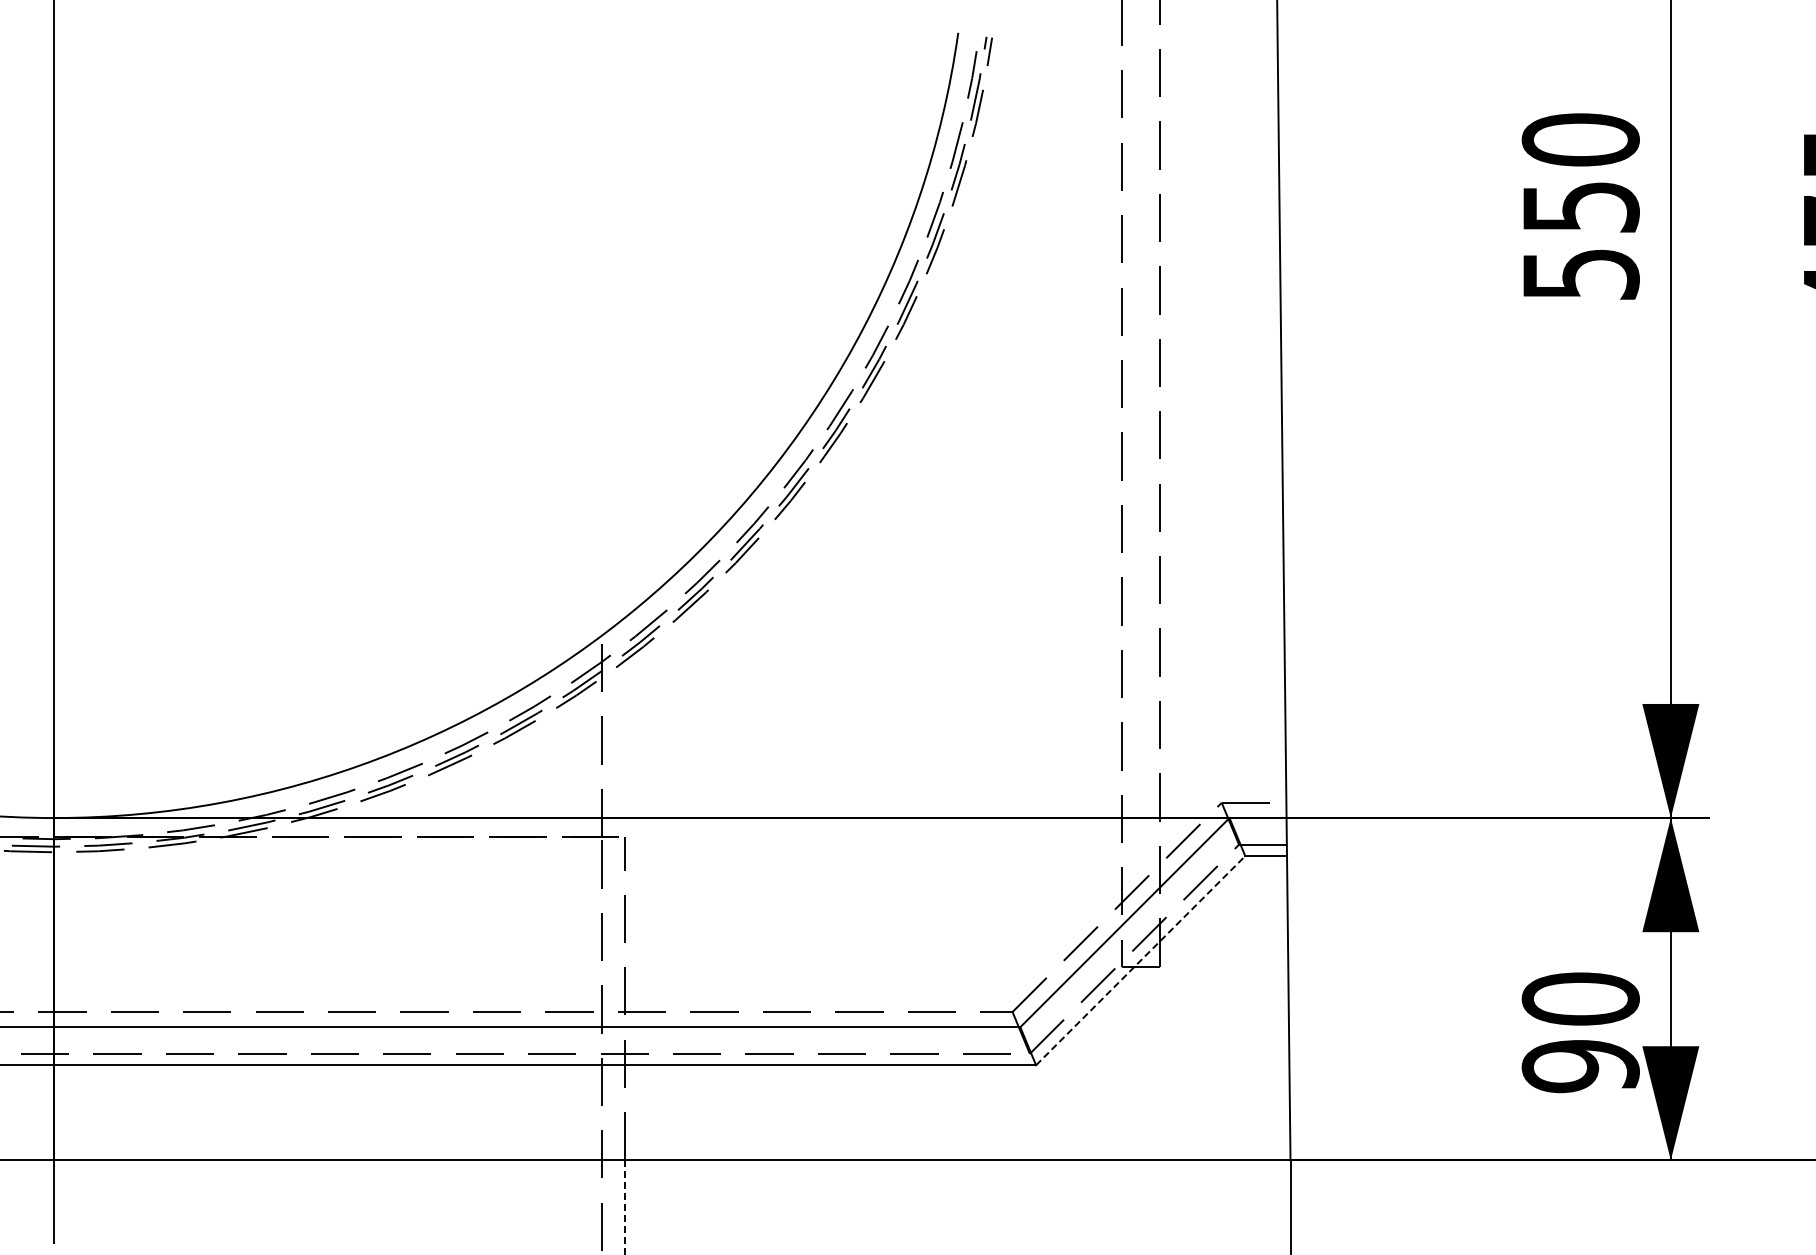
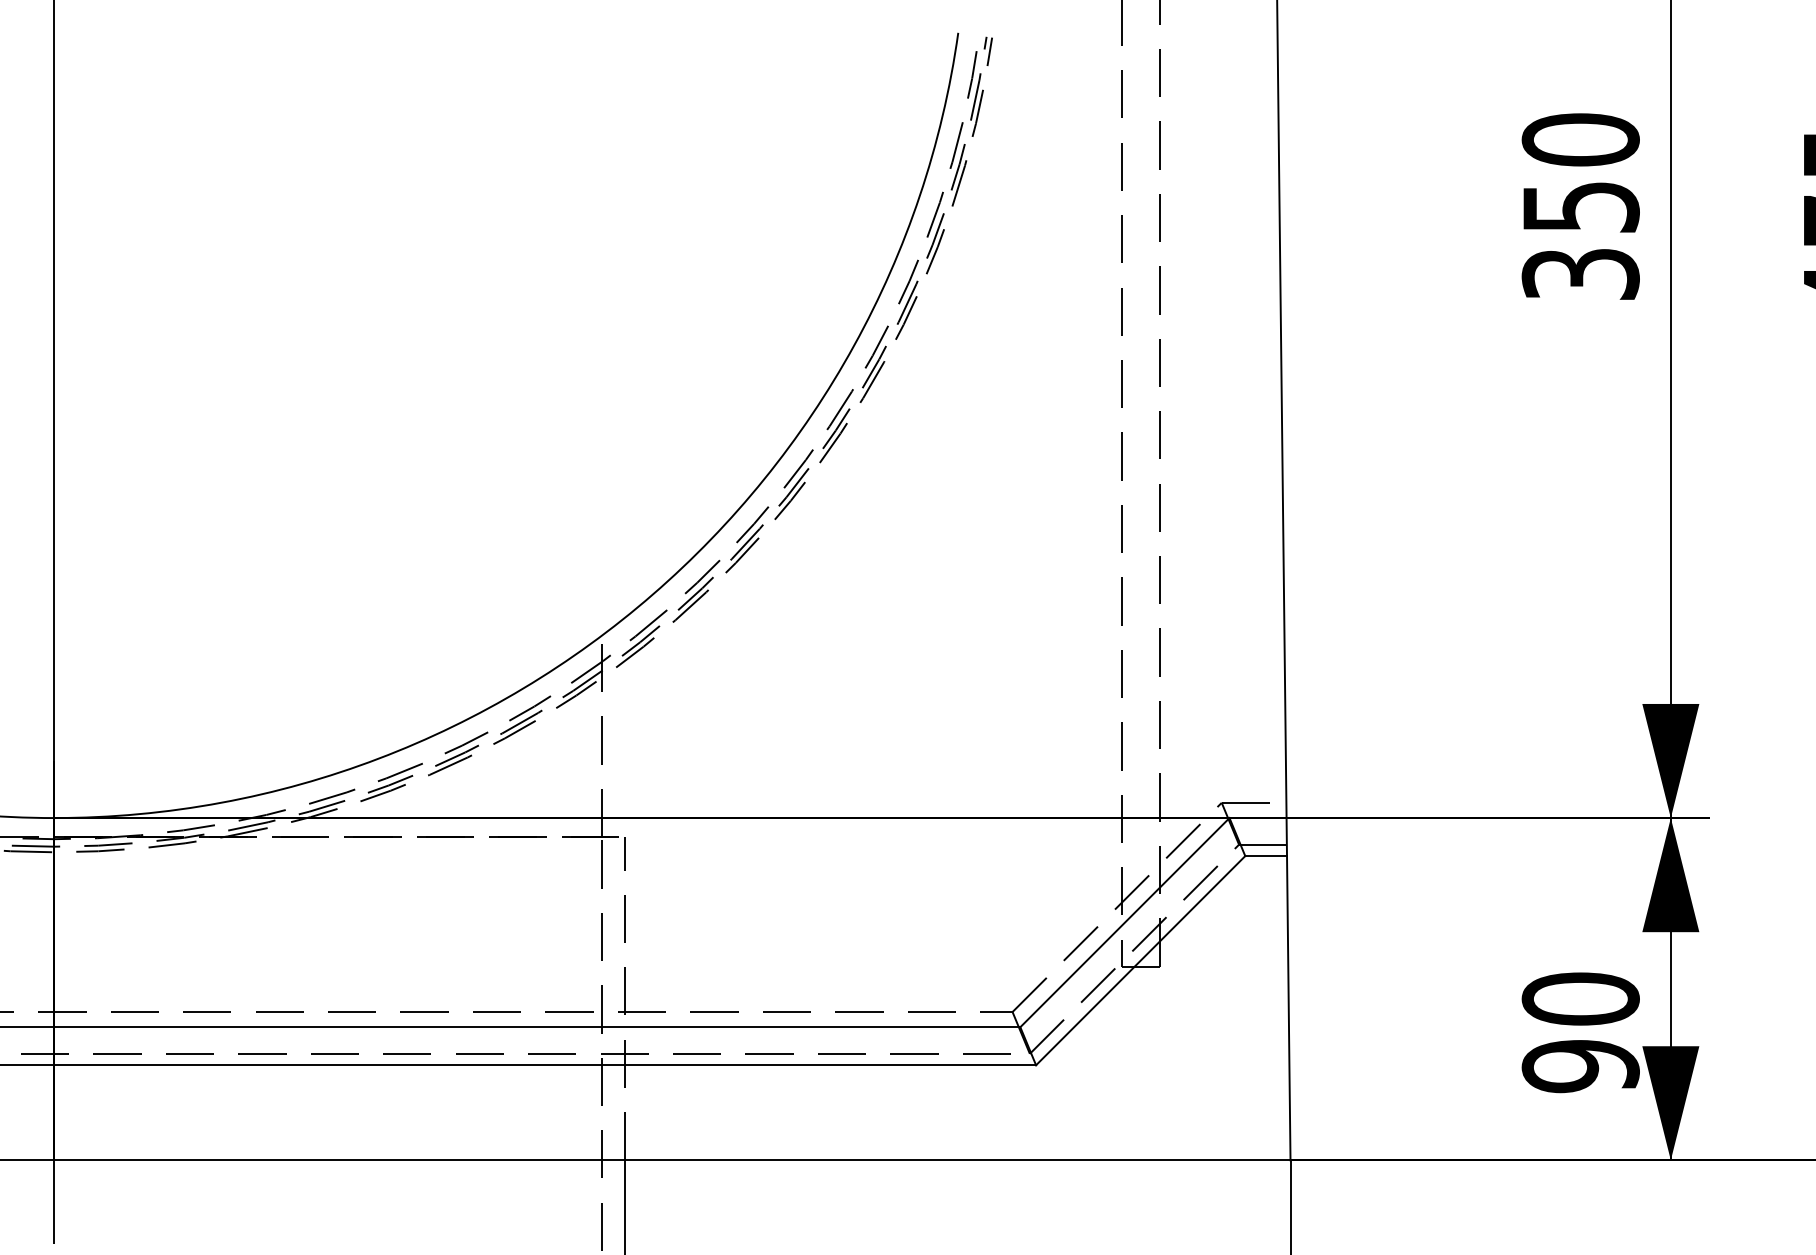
text: 550 -> 350 (1580, 274)
line: dashed -> solid (1140, 960)
line: dashed -> solid (624, 1207)
